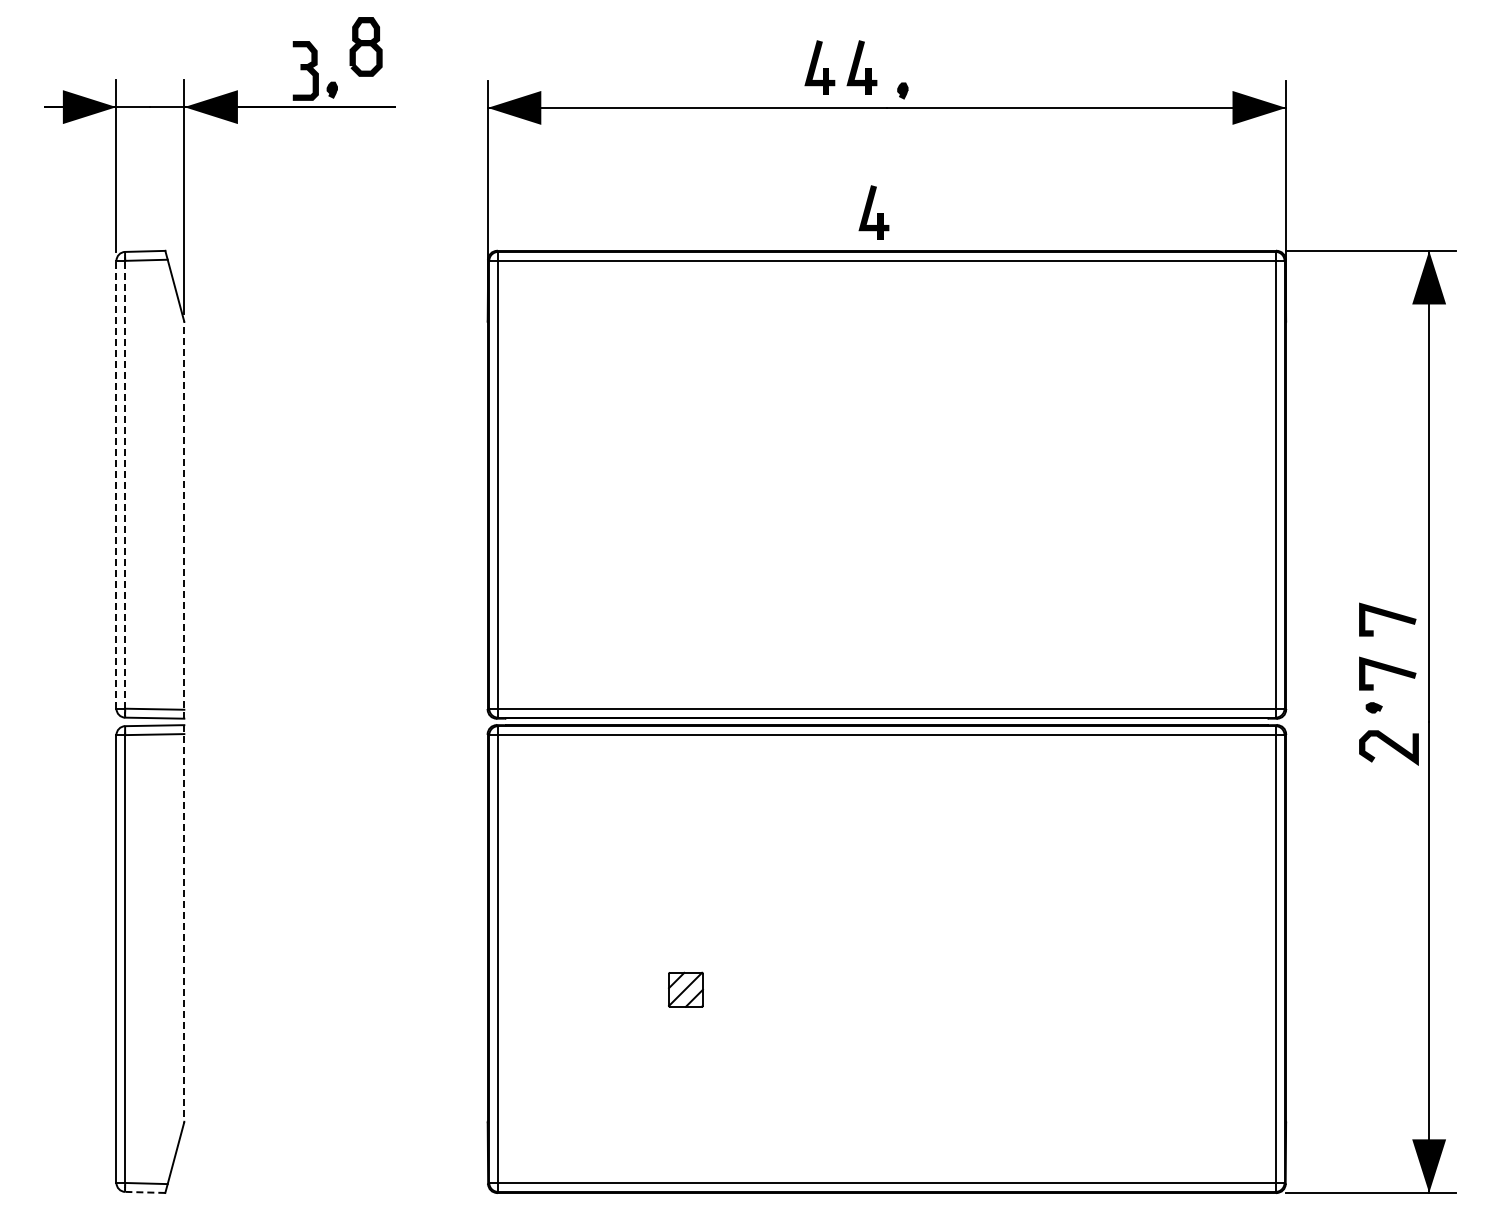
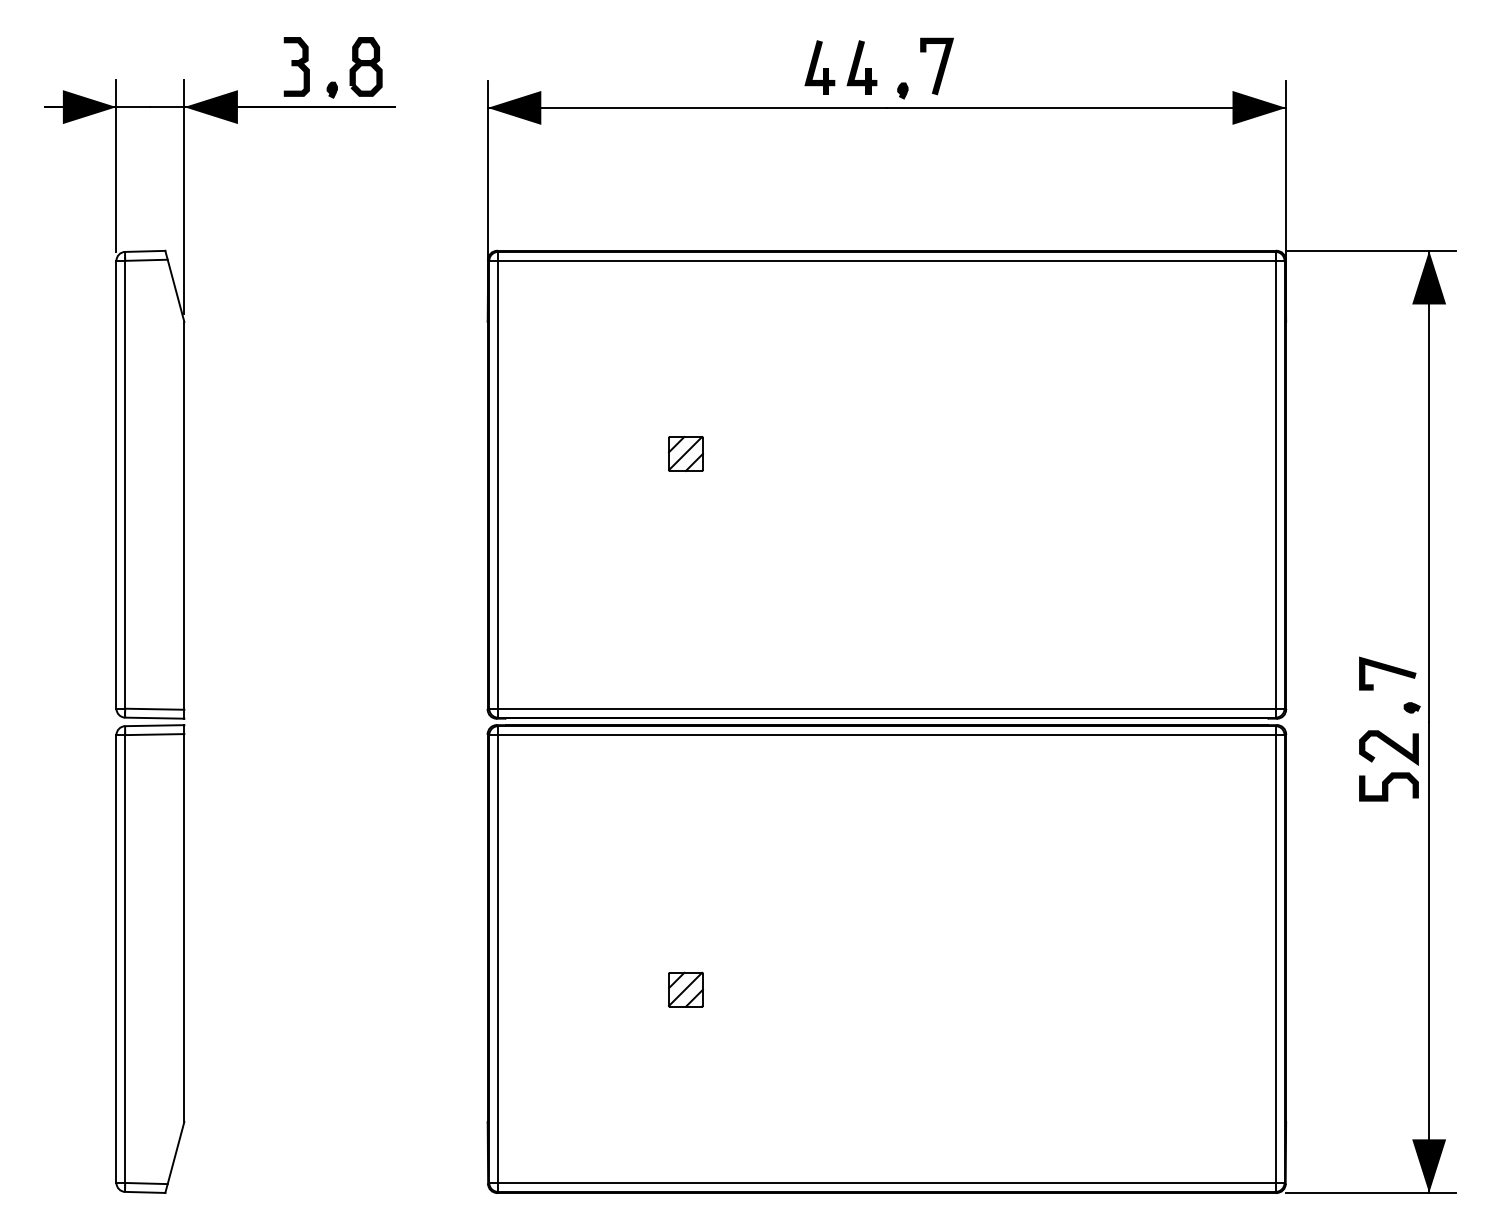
part position: (365, 46) -> (365, 66) (365, 66)
line: none -> present (939, 66)
part position: (305, 70) -> (296, 66) (296, 66)
part: present -> none (873, 212)
part: none -> present (685, 453)
line: dashed -> solid (116, 484)
line: dashed -> solid (125, 484)
line: dashed -> solid (184, 520)
line: present -> none (1387, 617)
part position: (1373, 707) -> (1411, 707) (1411, 707)
curve: none -> present (1388, 786)
line: dashed -> solid (184, 922)
line: dashed -> solid (144, 1192)
